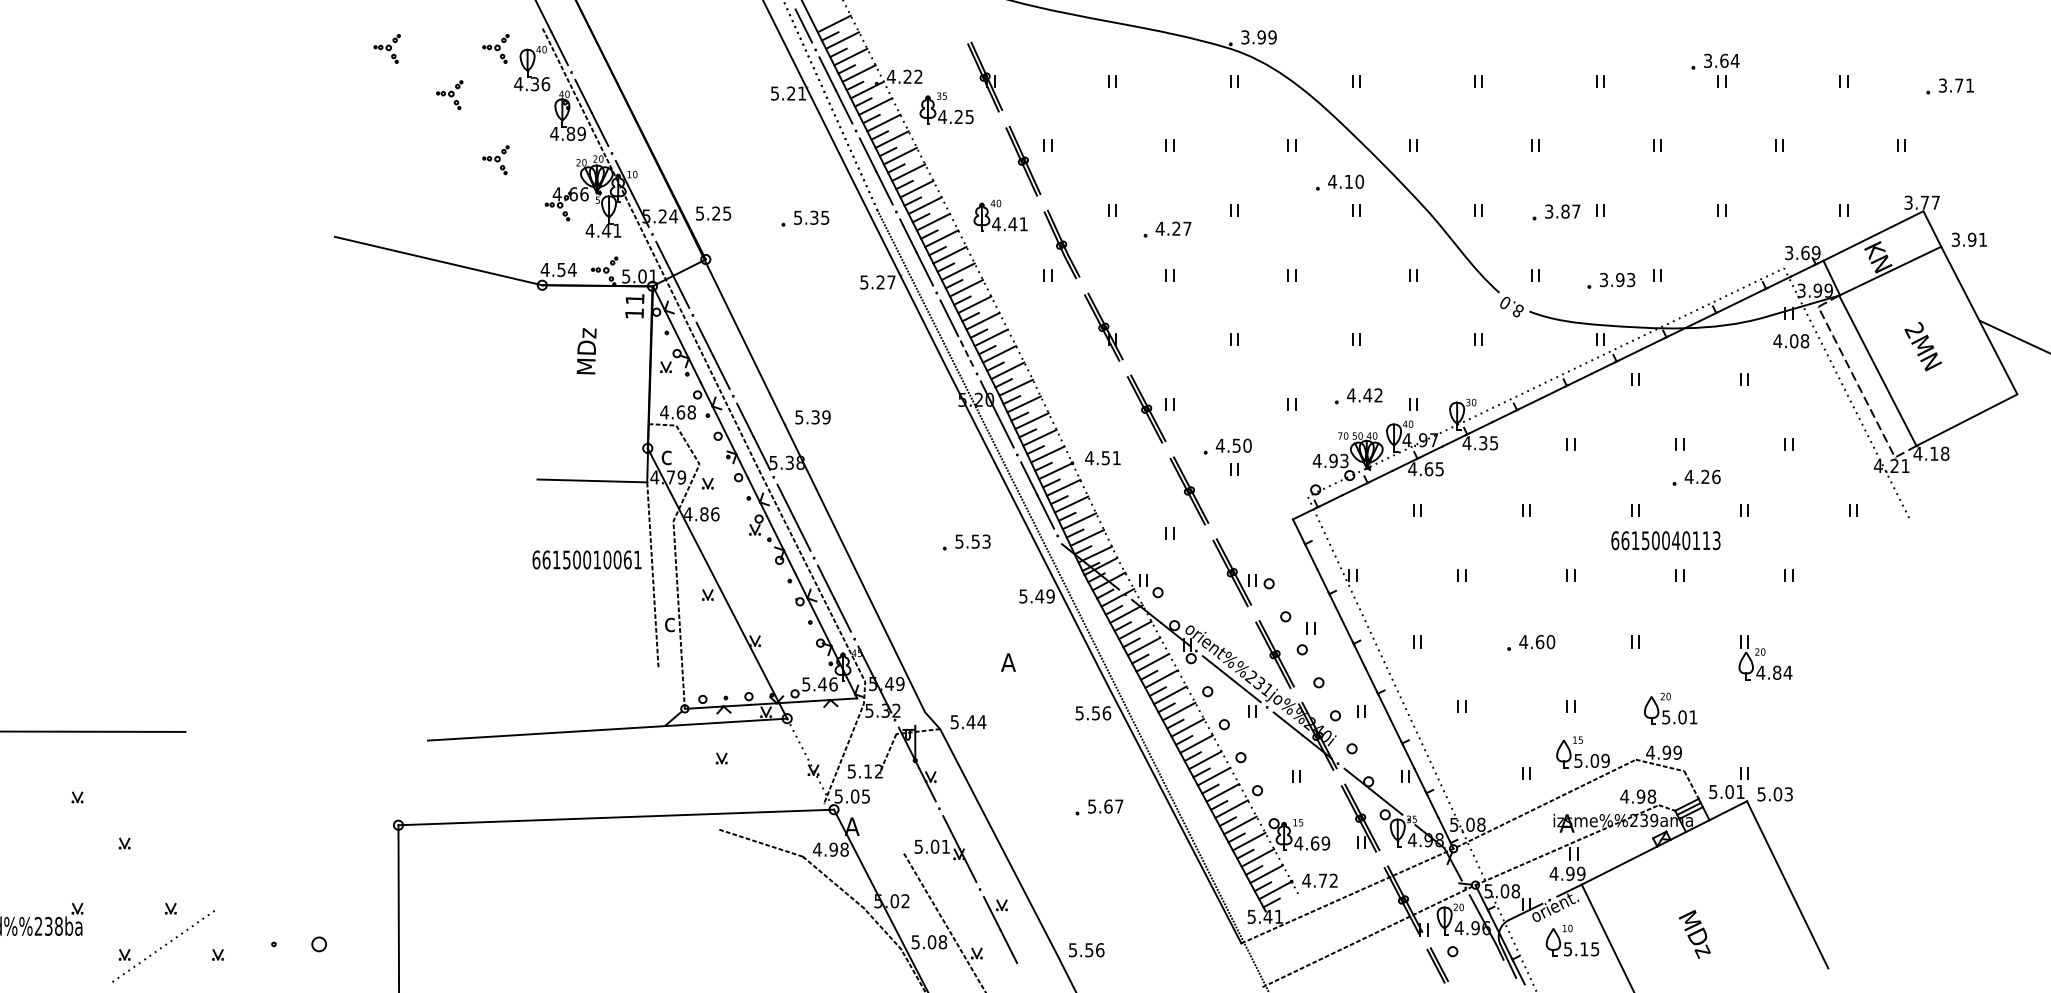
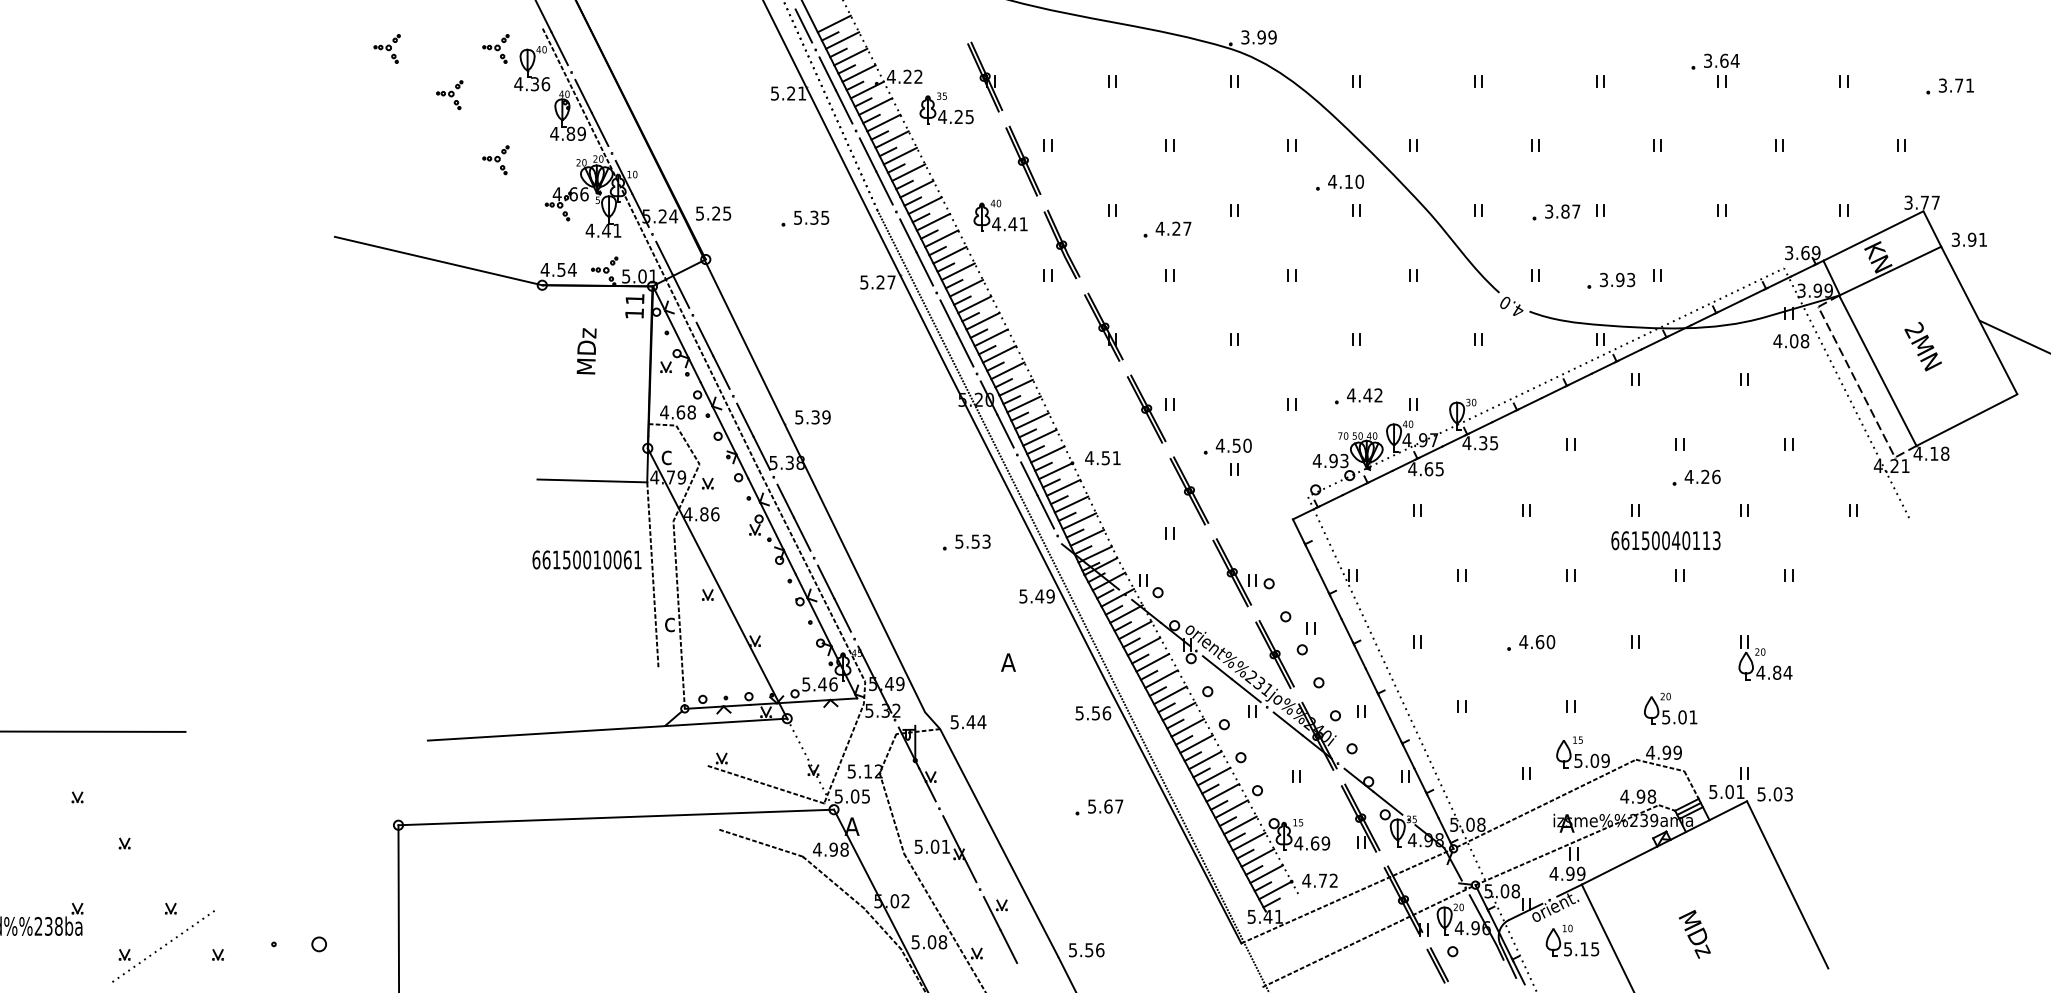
text: 8.0 -> 4.0 (1517, 310)
line: dashed -> solid (964, 349)
line: none -> present (764, 784)
line: none -> present (891, 813)
